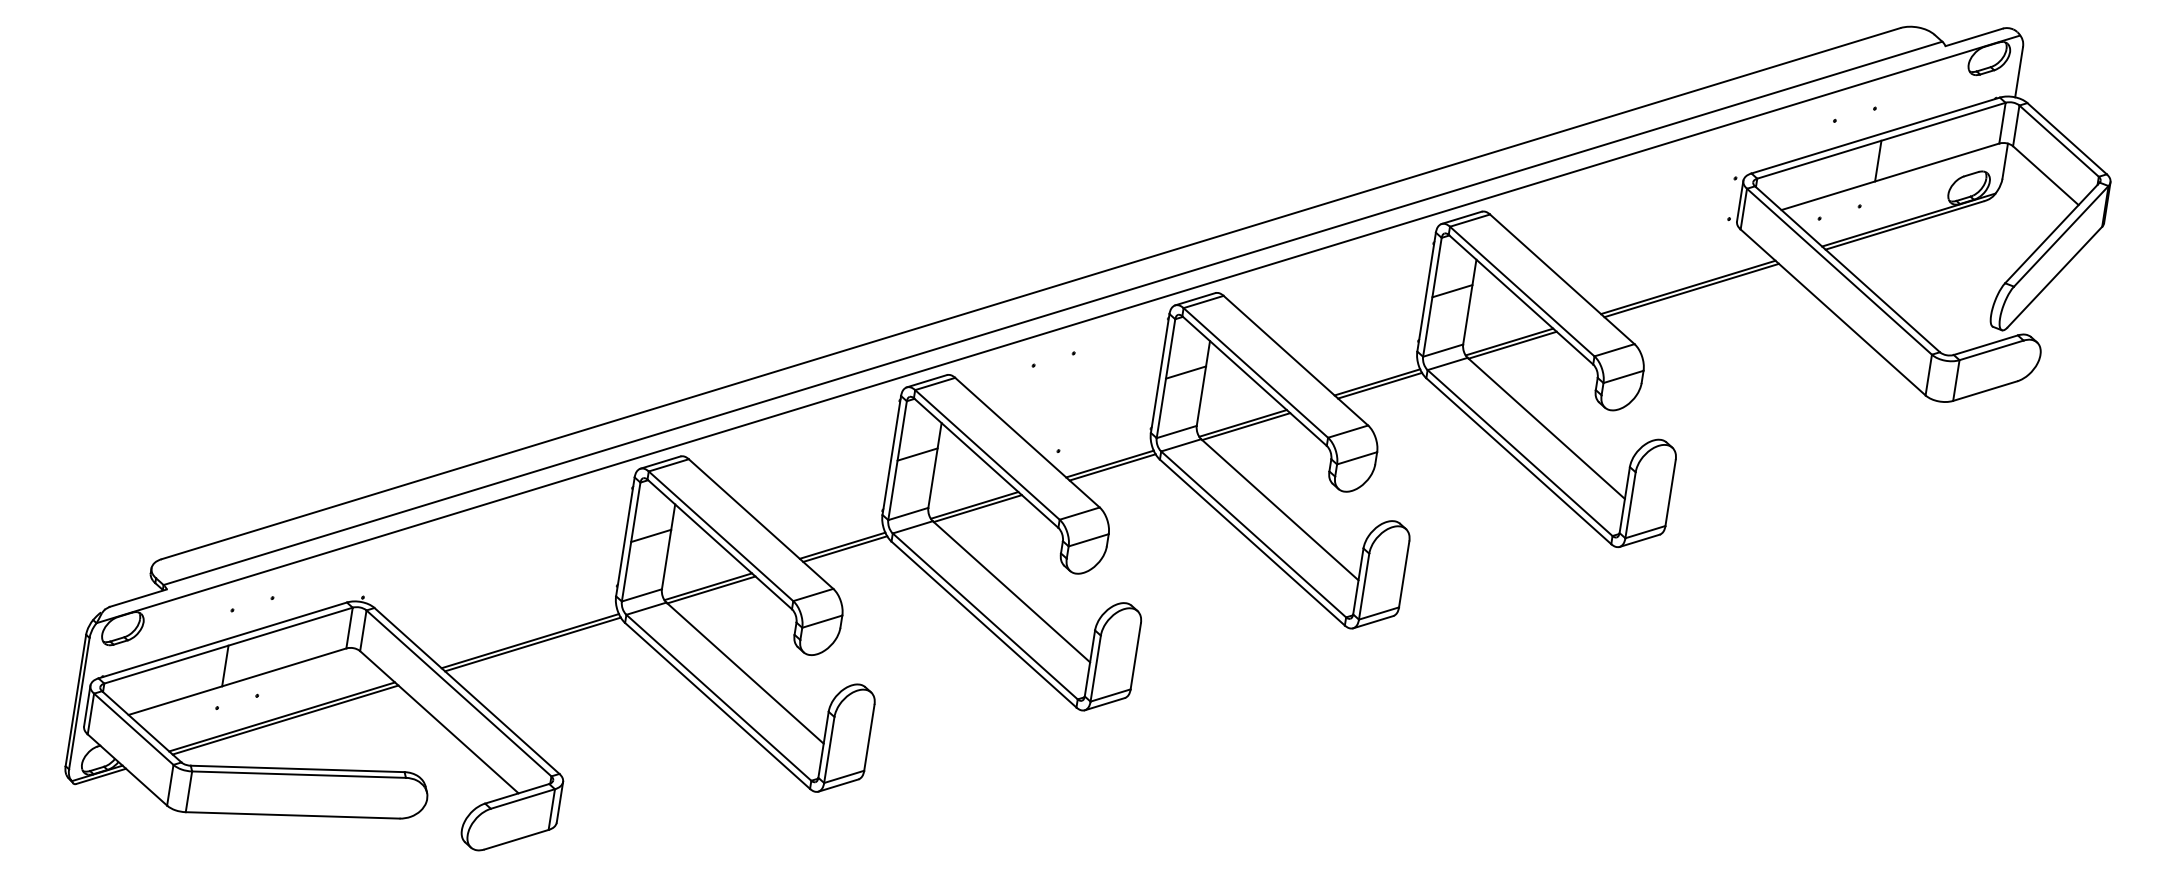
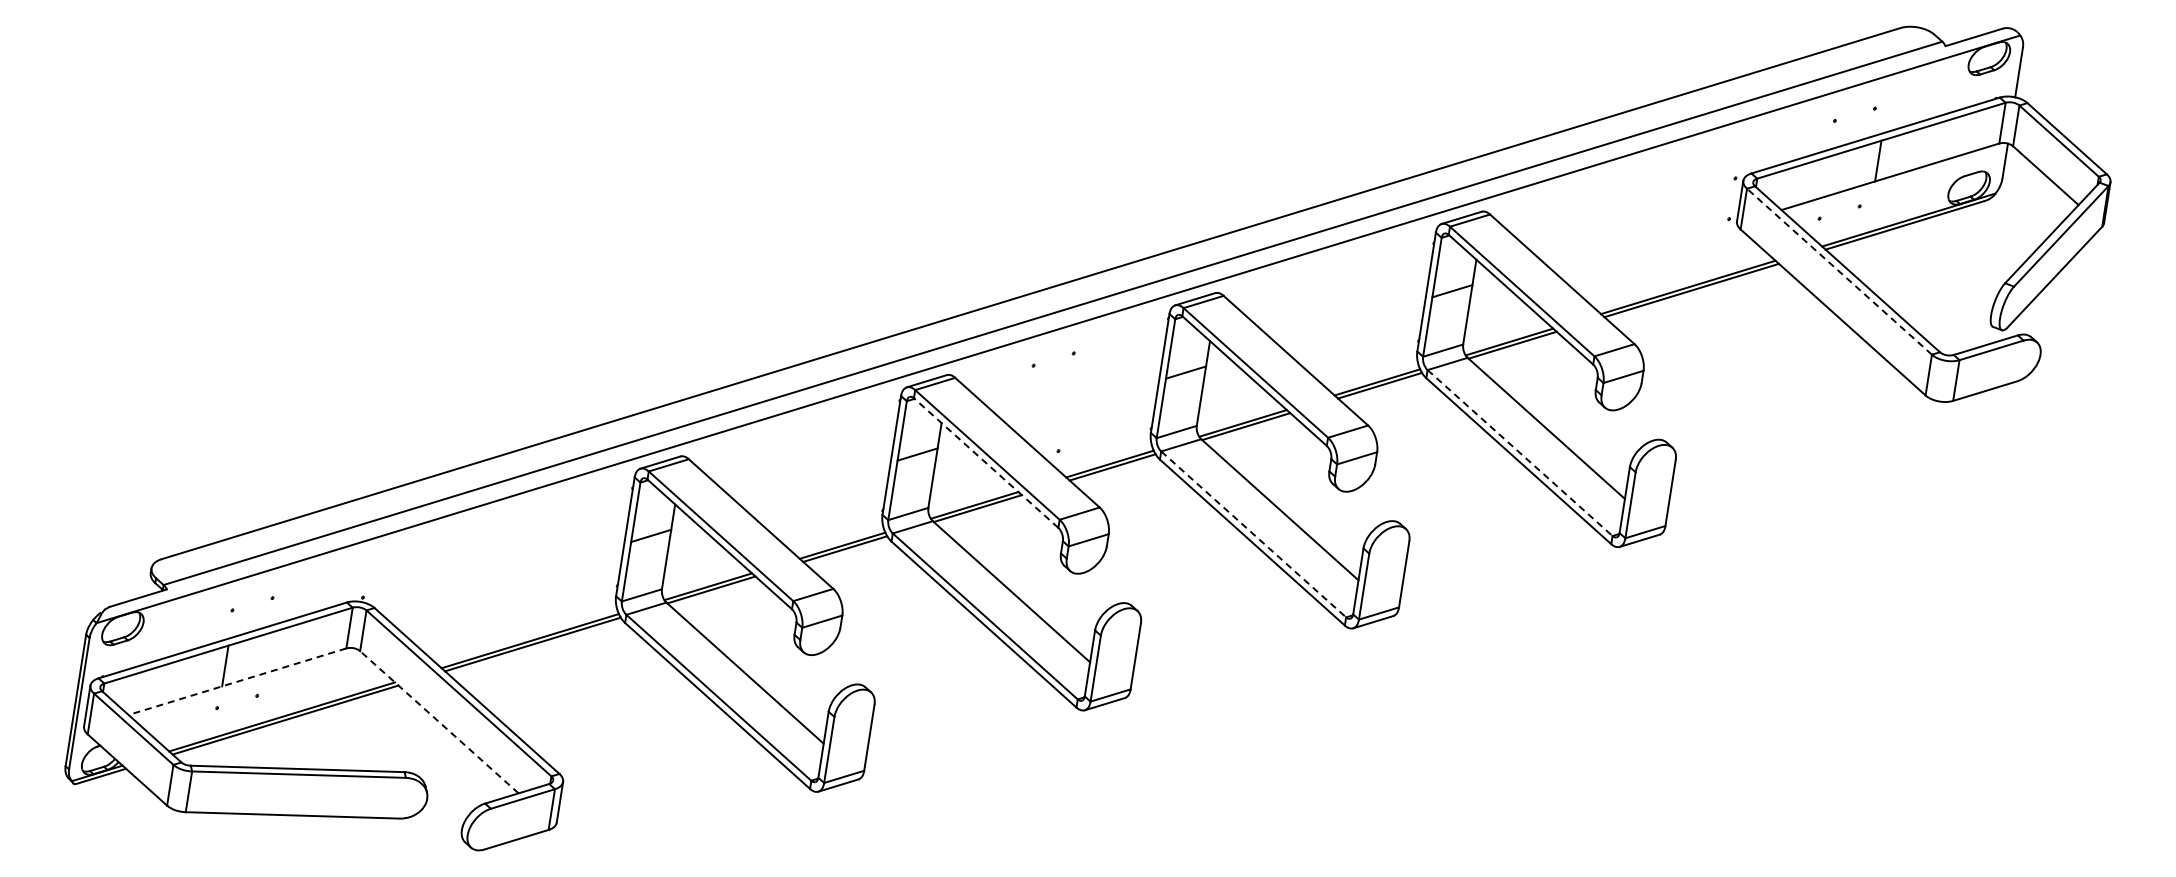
line: solid -> dashed (1839, 271)
line: solid -> dashed (1520, 453)
line: solid -> dashed (985, 462)
line: solid -> dashed (1254, 534)
line: solid -> dashed (237, 681)
line: solid -> dashed (439, 721)
